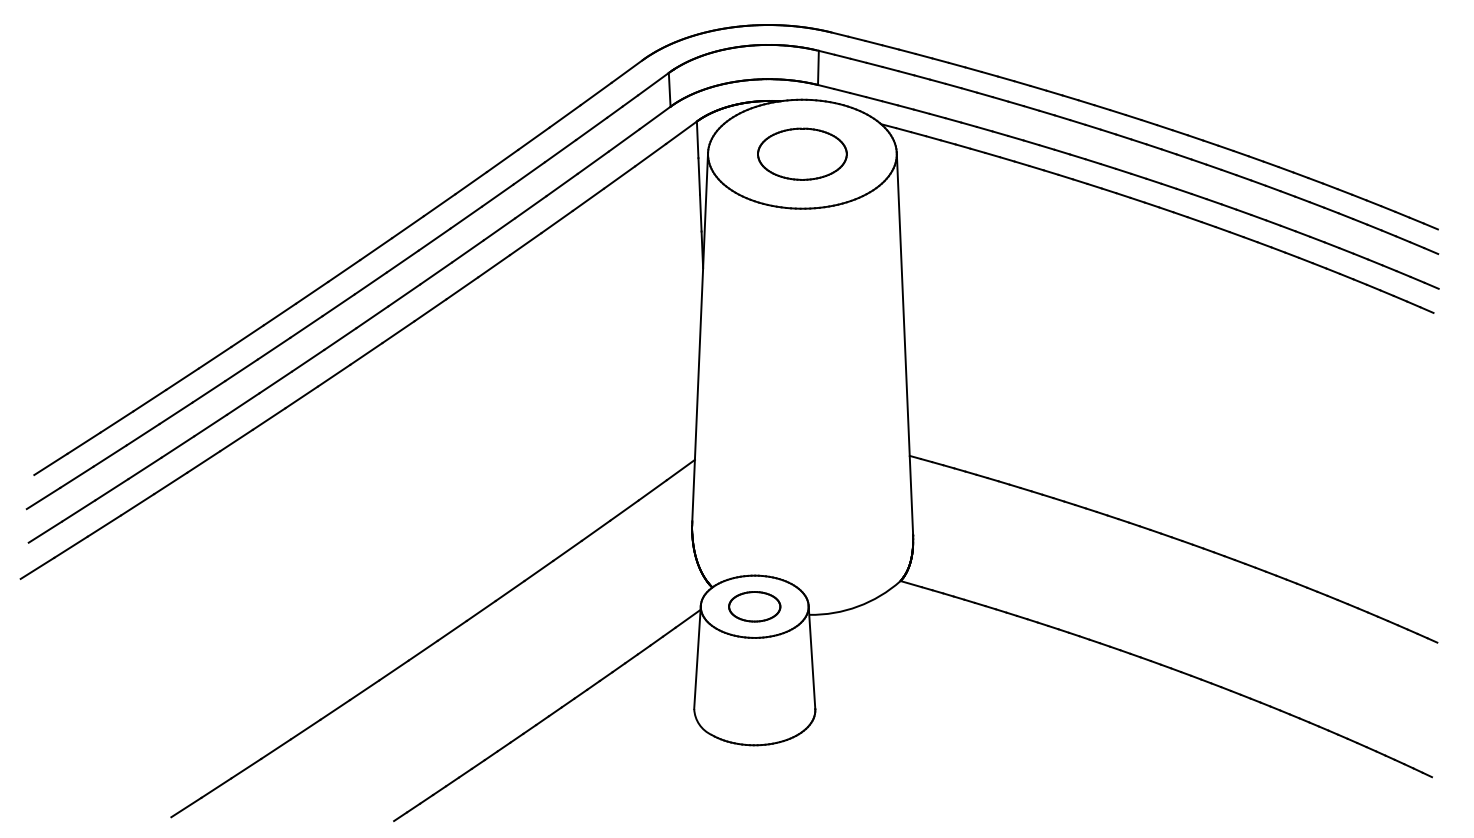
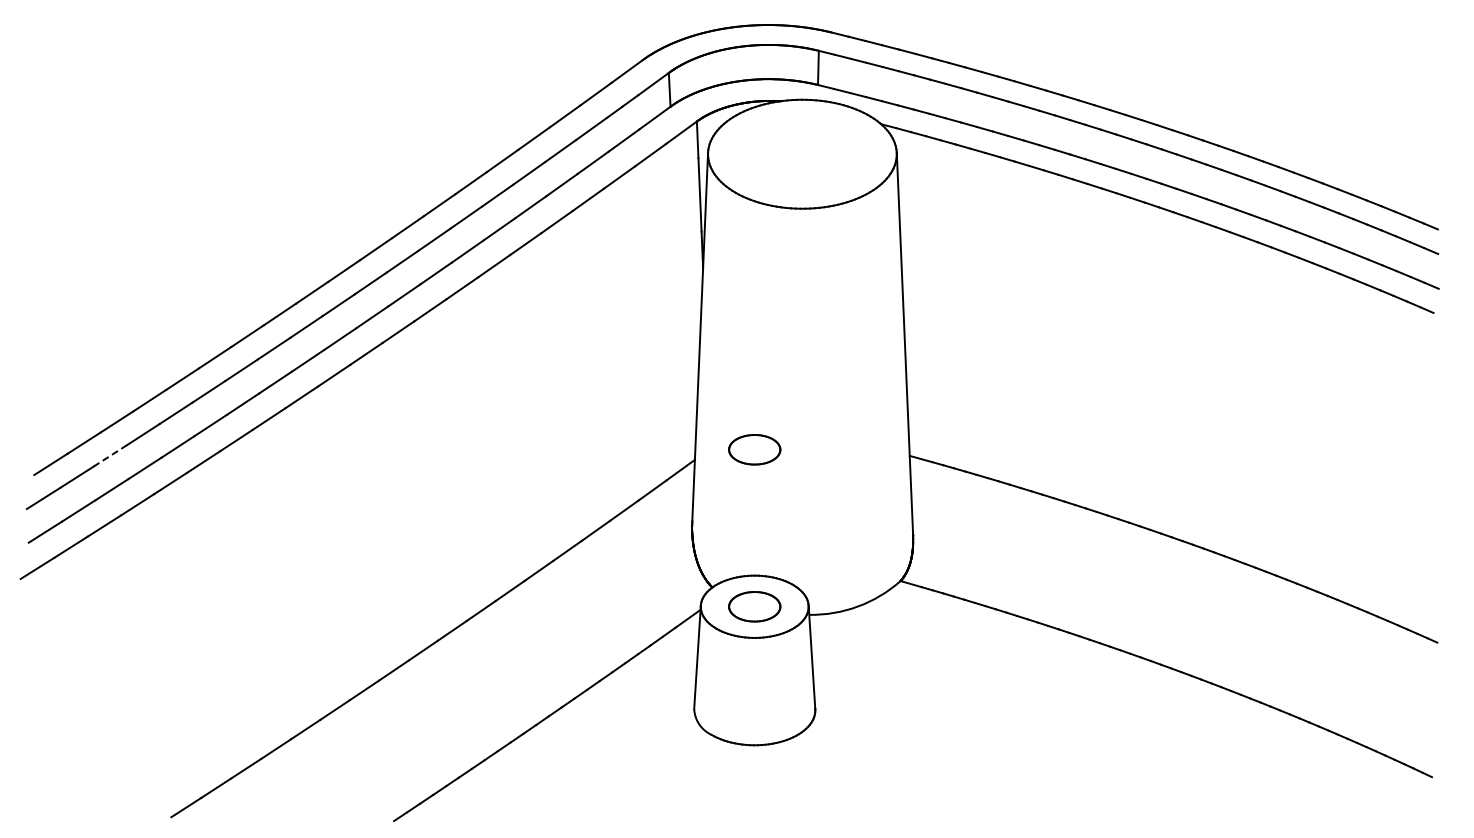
part: present -> none (802, 153)
part: none -> present (754, 449)
line: solid -> dashed (110, 456)
